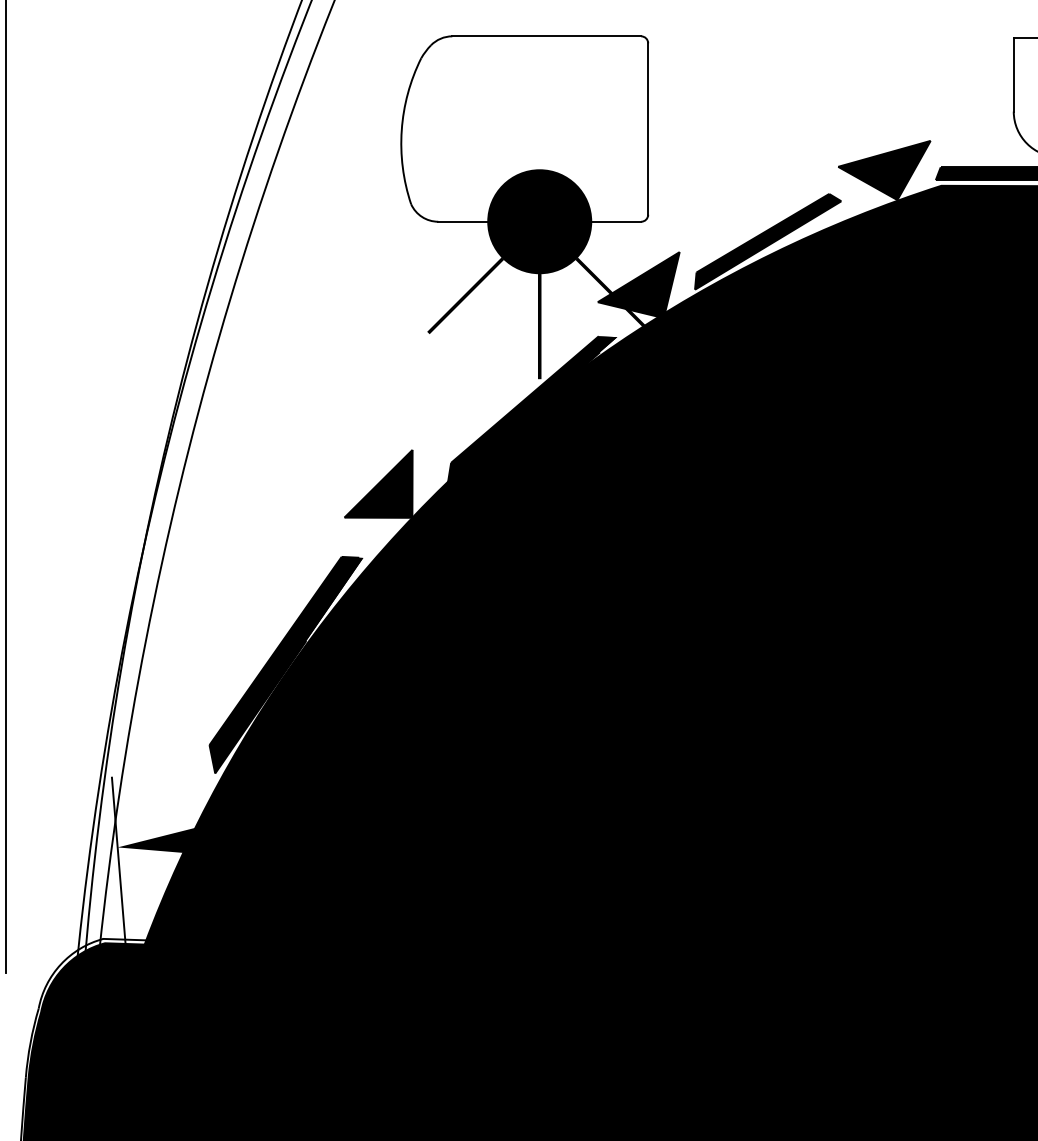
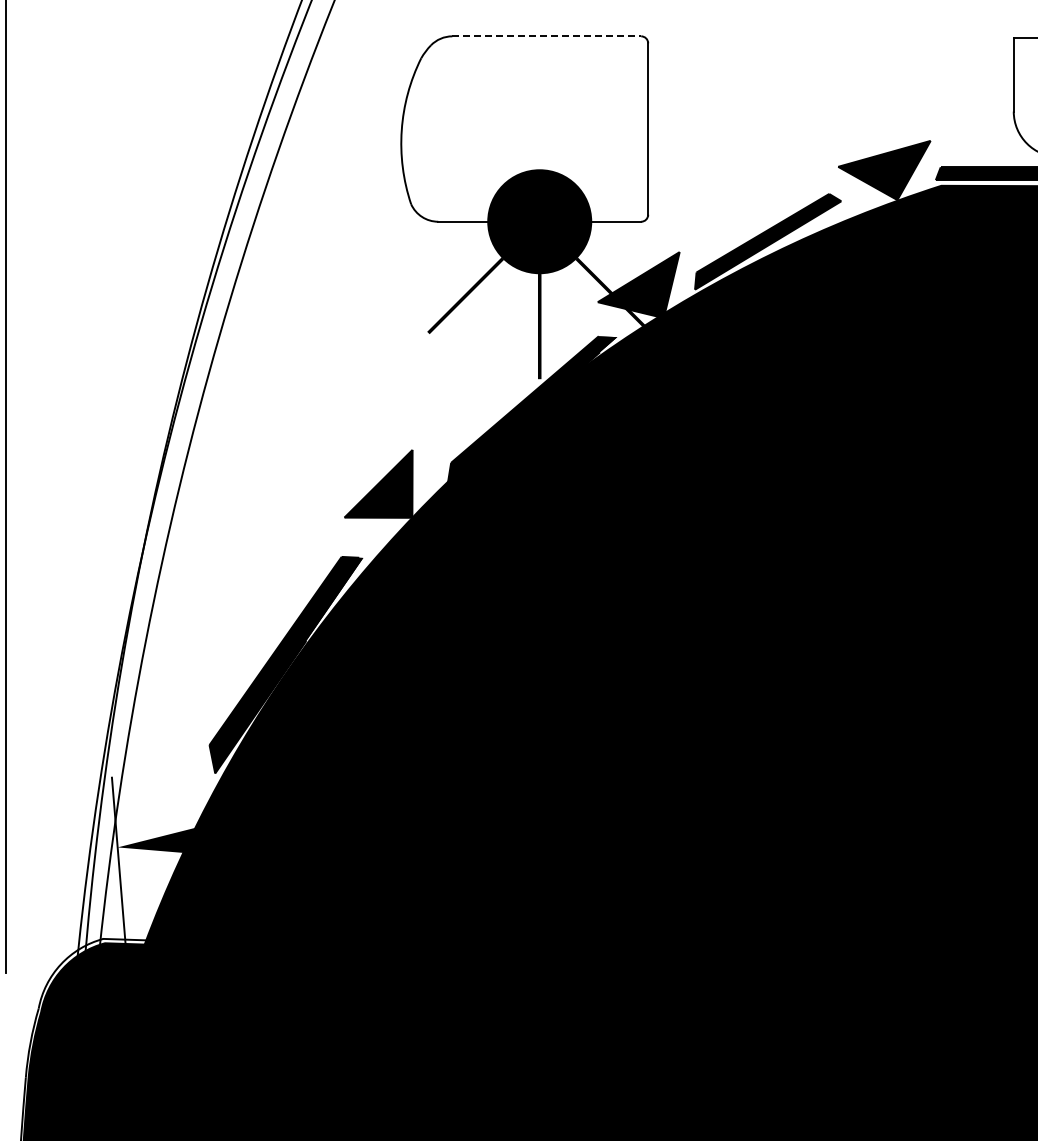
line: solid -> dashed (547, 36)
